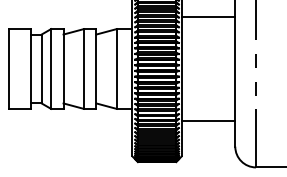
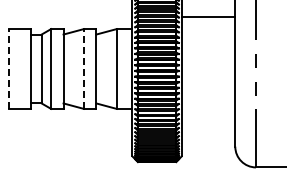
line: solid -> dashed (8, 69)
line: solid -> dashed (83, 69)
line: present -> none (208, 120)
